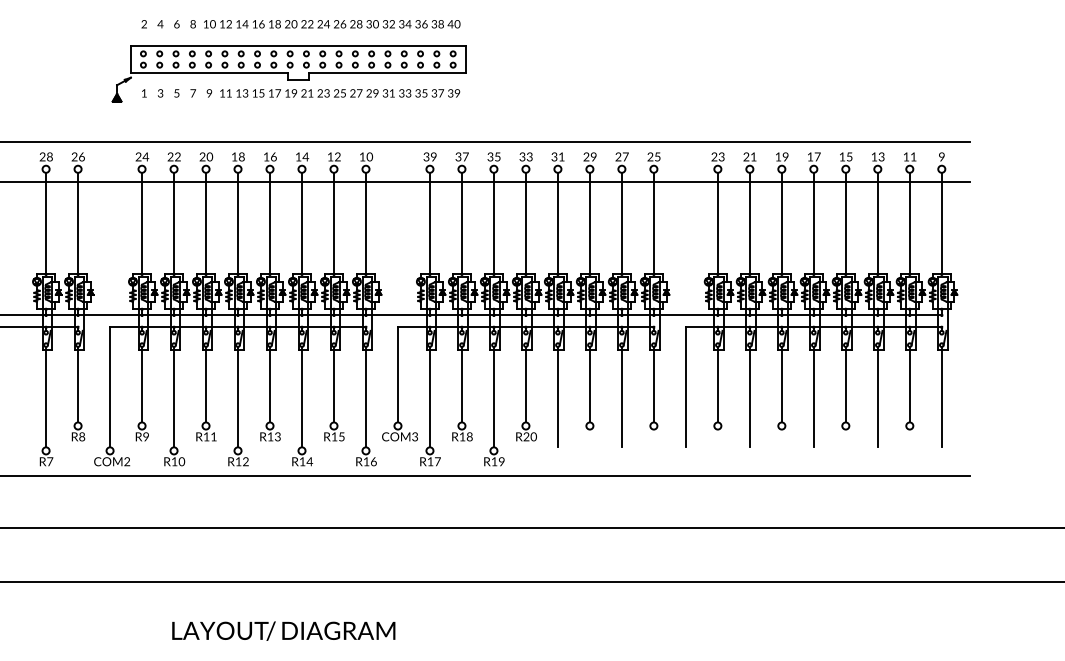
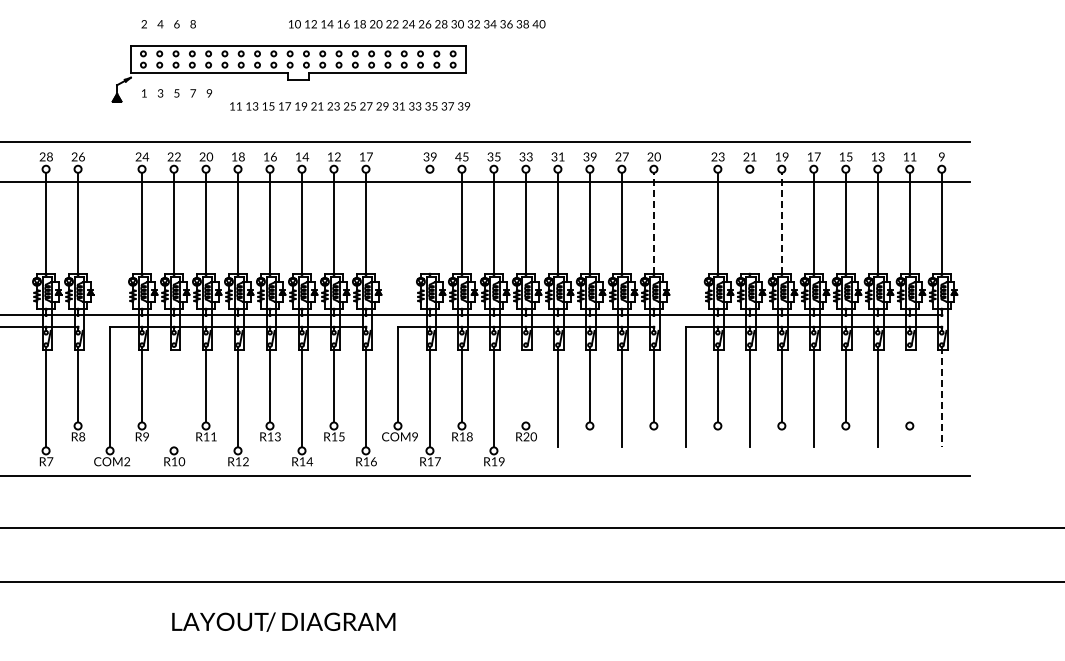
text position: (332, 24) -> (417, 24) (417, 24)
text position: (340, 93) -> (350, 106) (350, 106)
text: 10 -> 17 (369, 156)
text: 37 -> 45 (461, 156)
text: 25 -> 20 (657, 156)
text: 29 -> 39 (586, 158)
line: present -> none (429, 223)
line: solid -> dashed (653, 223)
line: present -> none (749, 223)
line: solid -> dashed (781, 223)
line: present -> none (525, 384)
line: present -> none (909, 384)
line: present -> none (174, 397)
line: solid -> dashed (941, 397)
text: COM3 -> COM9 (414, 437)
text position: (283, 630) -> (283, 621) (283, 621)
